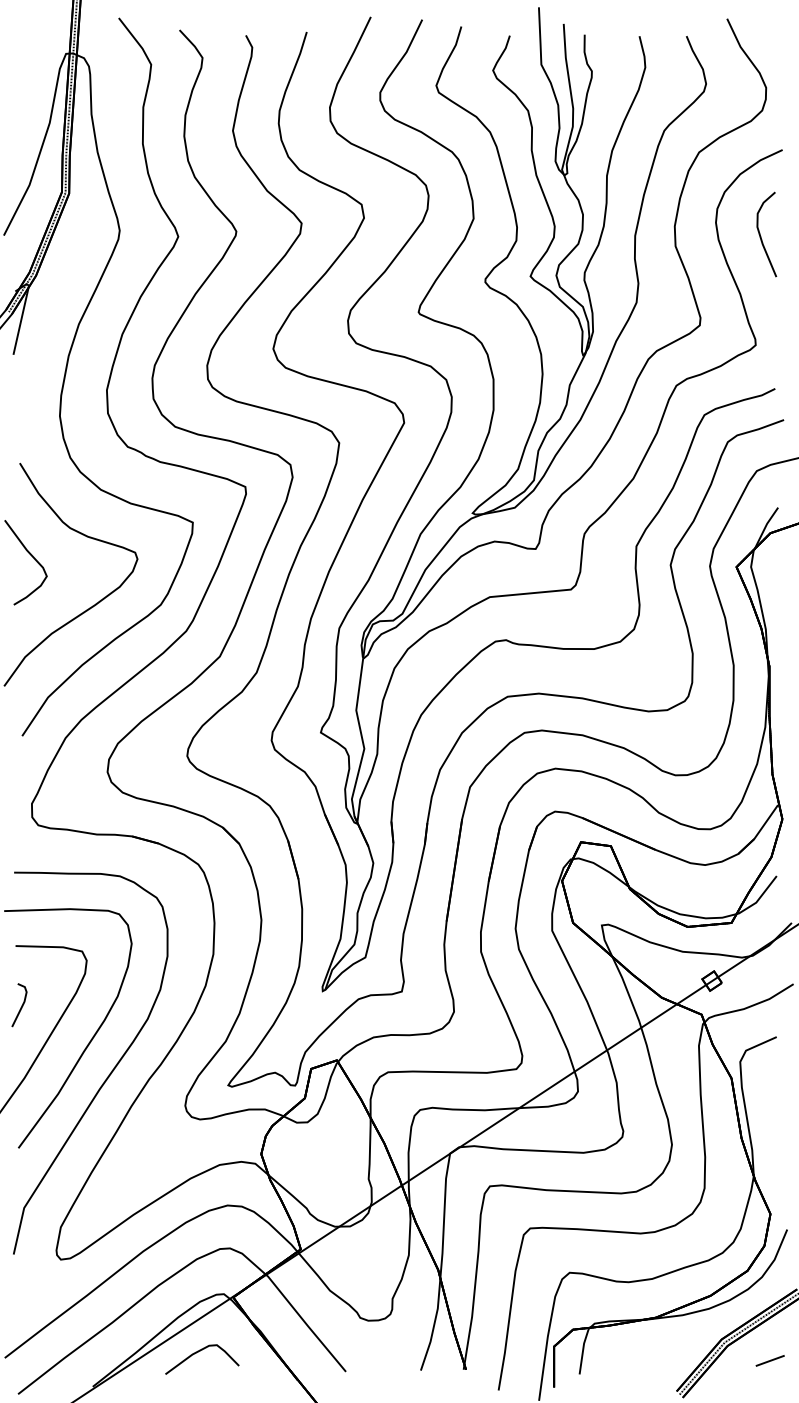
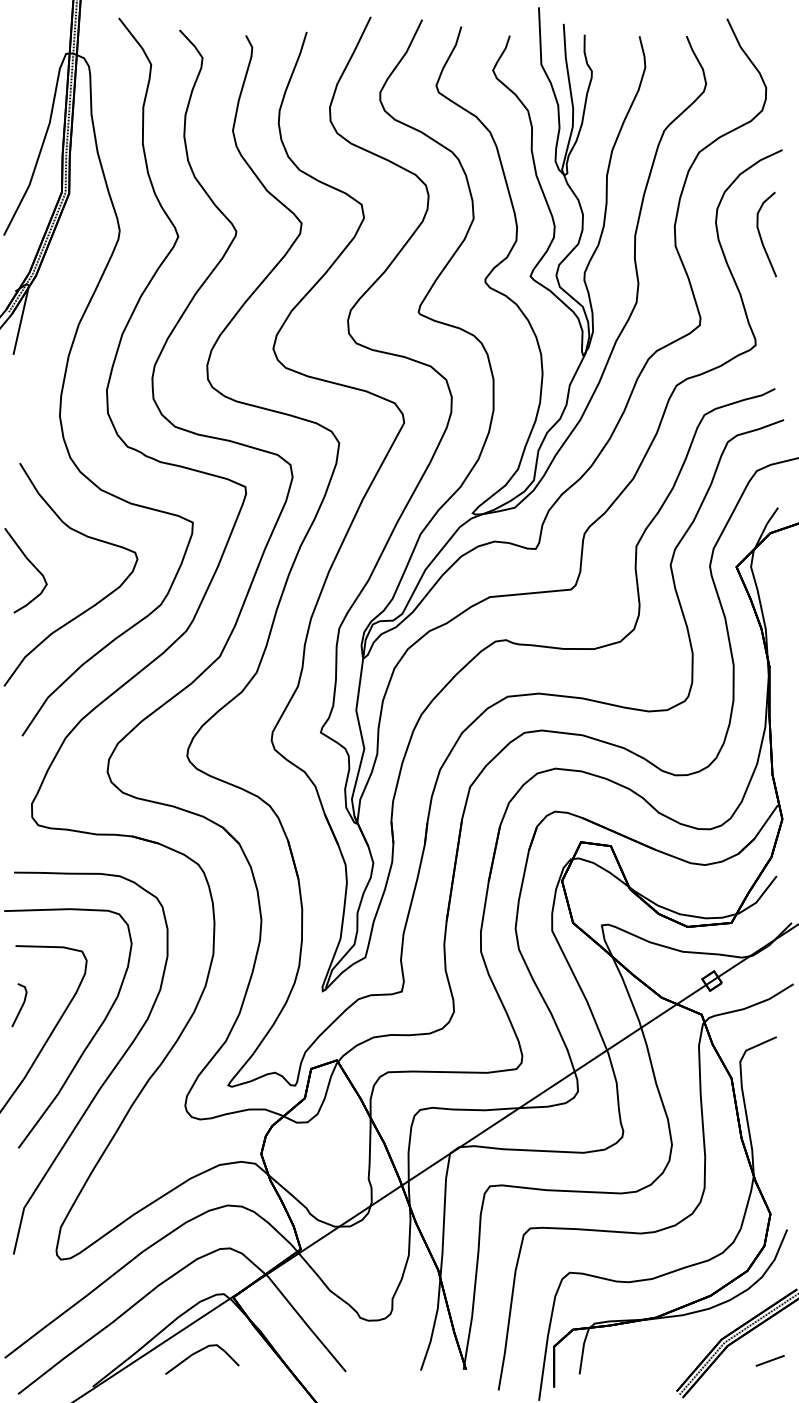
part position: (31, 556) -> (31, 564) (31, 564)
